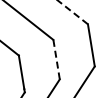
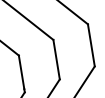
line: dashed -> solid (72, 11)
line: dashed -> solid (56, 59)
